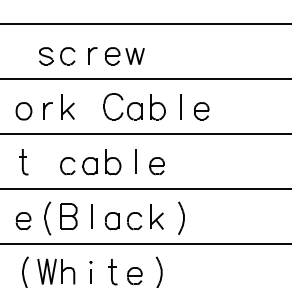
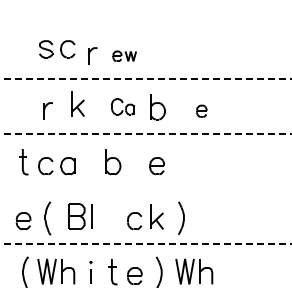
line: present -> none (145, 24)
part position: (57, 56) -> (57, 49) (57, 49)
part size: 41x19 px -> 25x12 px (124, 55)
line: solid -> dashed (146, 79)
part position: (67, 106) -> (77, 103) (77, 103)
part size: 40x28 px -> 24x18 px (122, 106)
line: present -> none (180, 106)
part: present -> none (23, 111)
part size: 16x19 px -> 12x14 px (201, 110)
line: solid -> dashed (146, 134)
line: present -> none (135, 161)
part position: (78, 166) -> (56, 166) (56, 166)
line: present -> none (145, 189)
part position: (68, 216) -> (76, 216) (76, 216)
part: present -> none (111, 221)
line: solid -> dashed (146, 243)
part: none -> present (194, 271)
